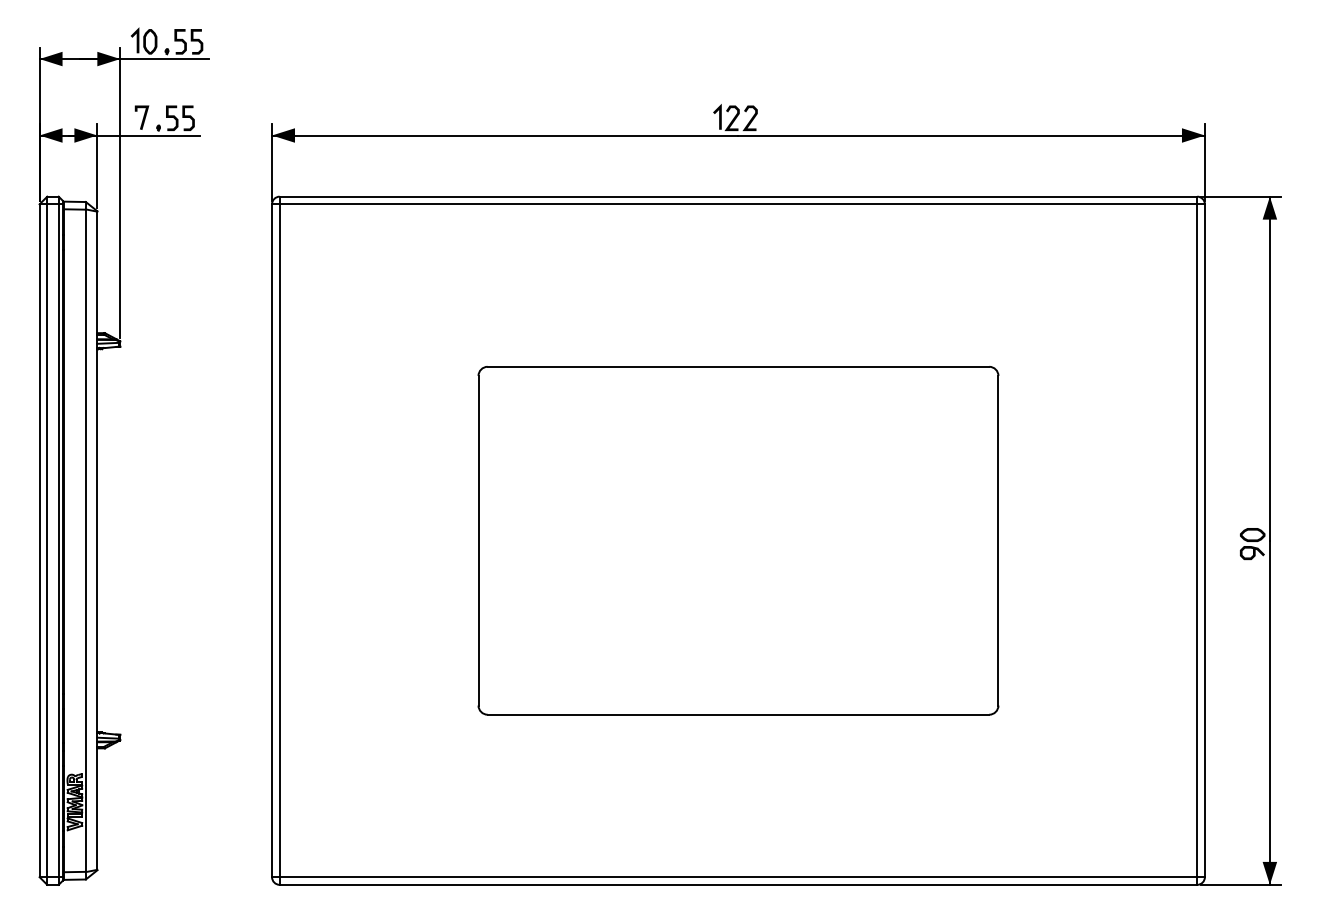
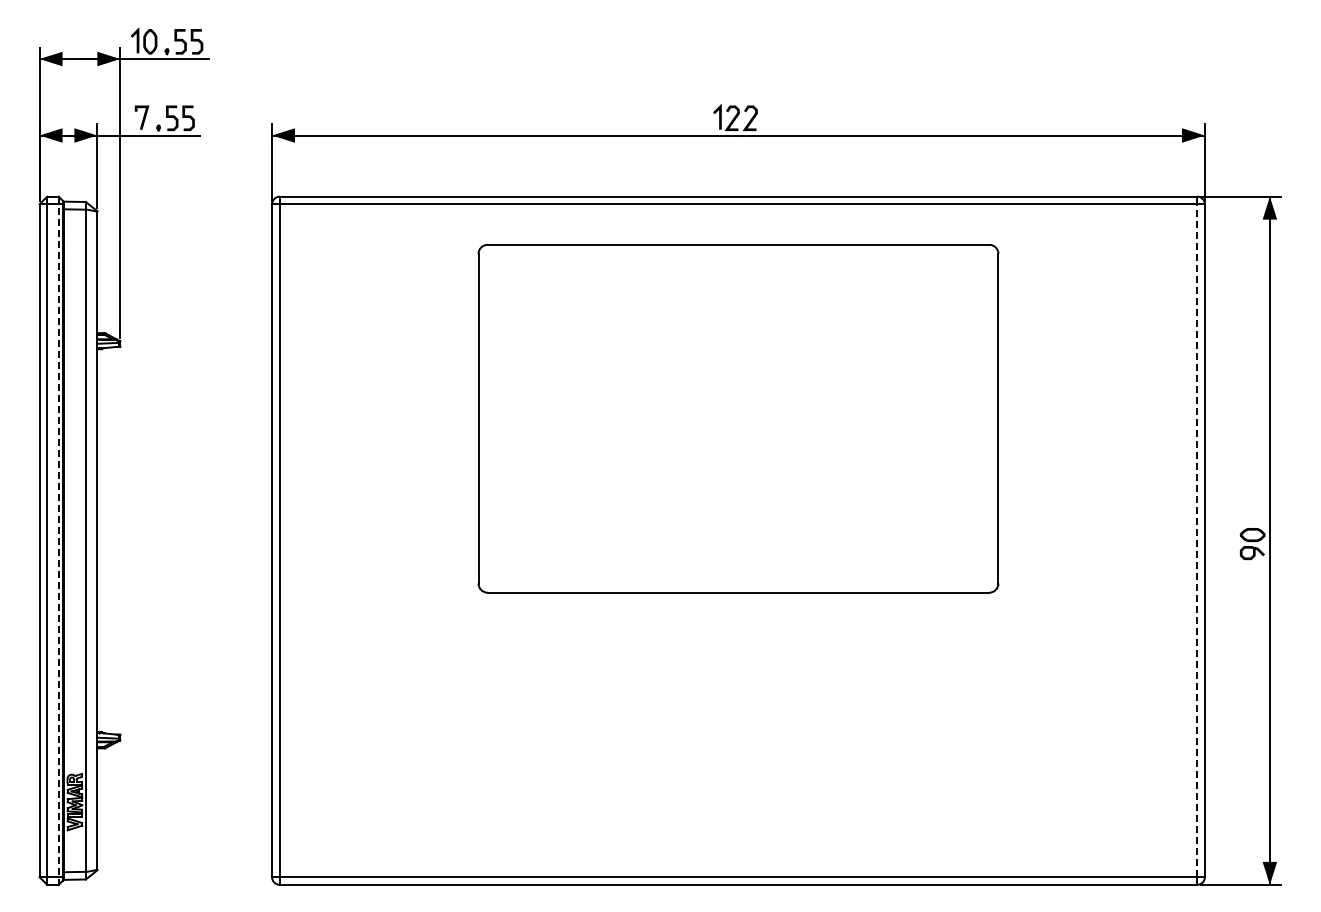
part position: (738, 540) -> (738, 418) (738, 418)
line: solid -> dashed (1197, 540)
line: solid -> dashed (58, 541)
